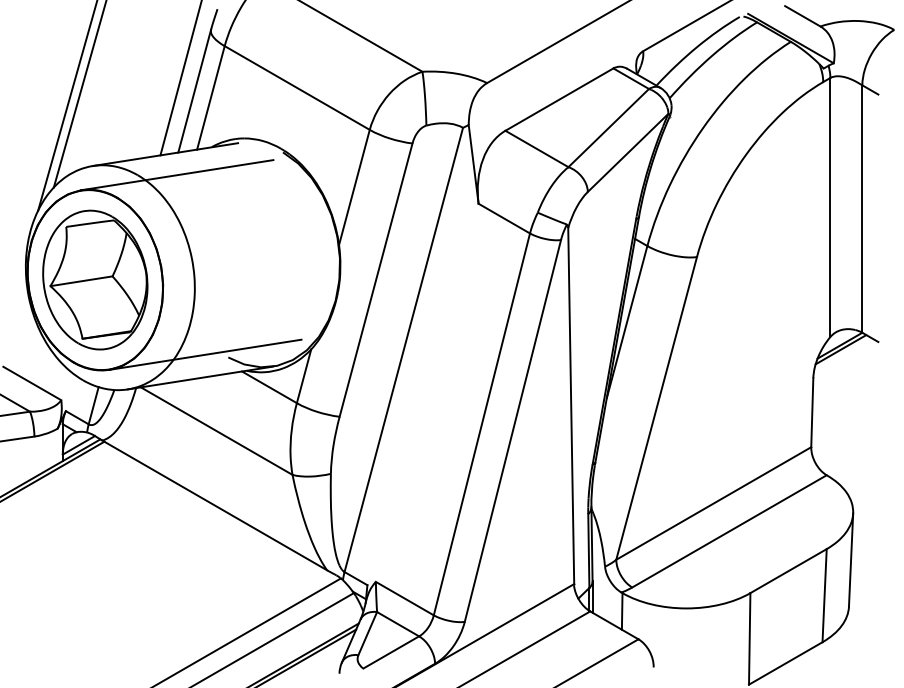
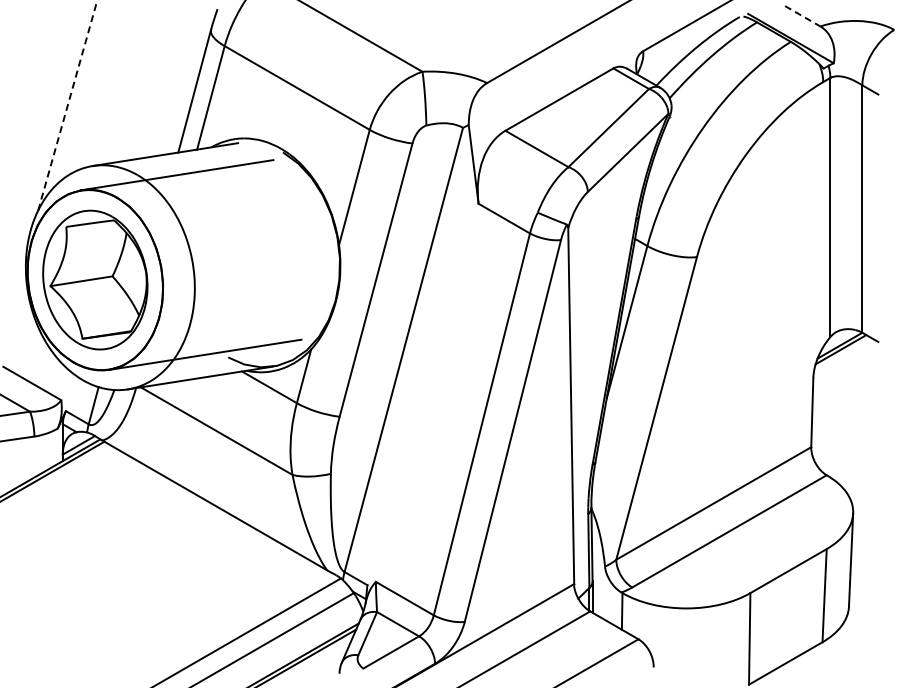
line: solid -> dashed (803, 16)
line: present -> none (180, 78)
line: present -> none (79, 94)
line: solid -> dashed (67, 105)
